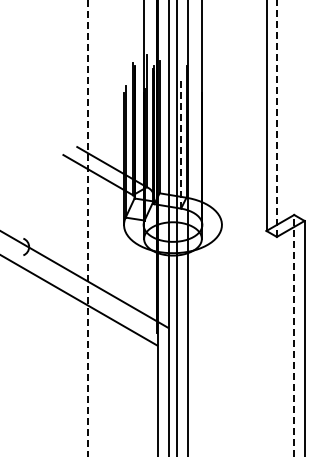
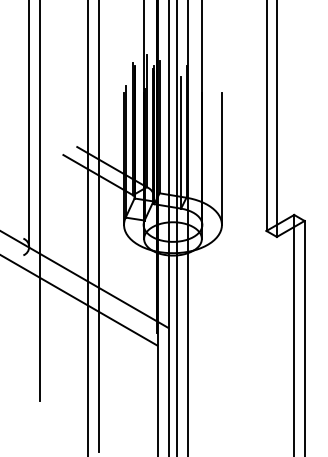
line: dashed -> solid (276, 118)
line: none -> present (29, 124)
line: dashed -> solid (181, 142)
line: none -> present (221, 158)
line: none -> present (39, 201)
line: none -> present (98, 226)
line: dashed -> solid (88, 228)
line: dashed -> solid (294, 335)
